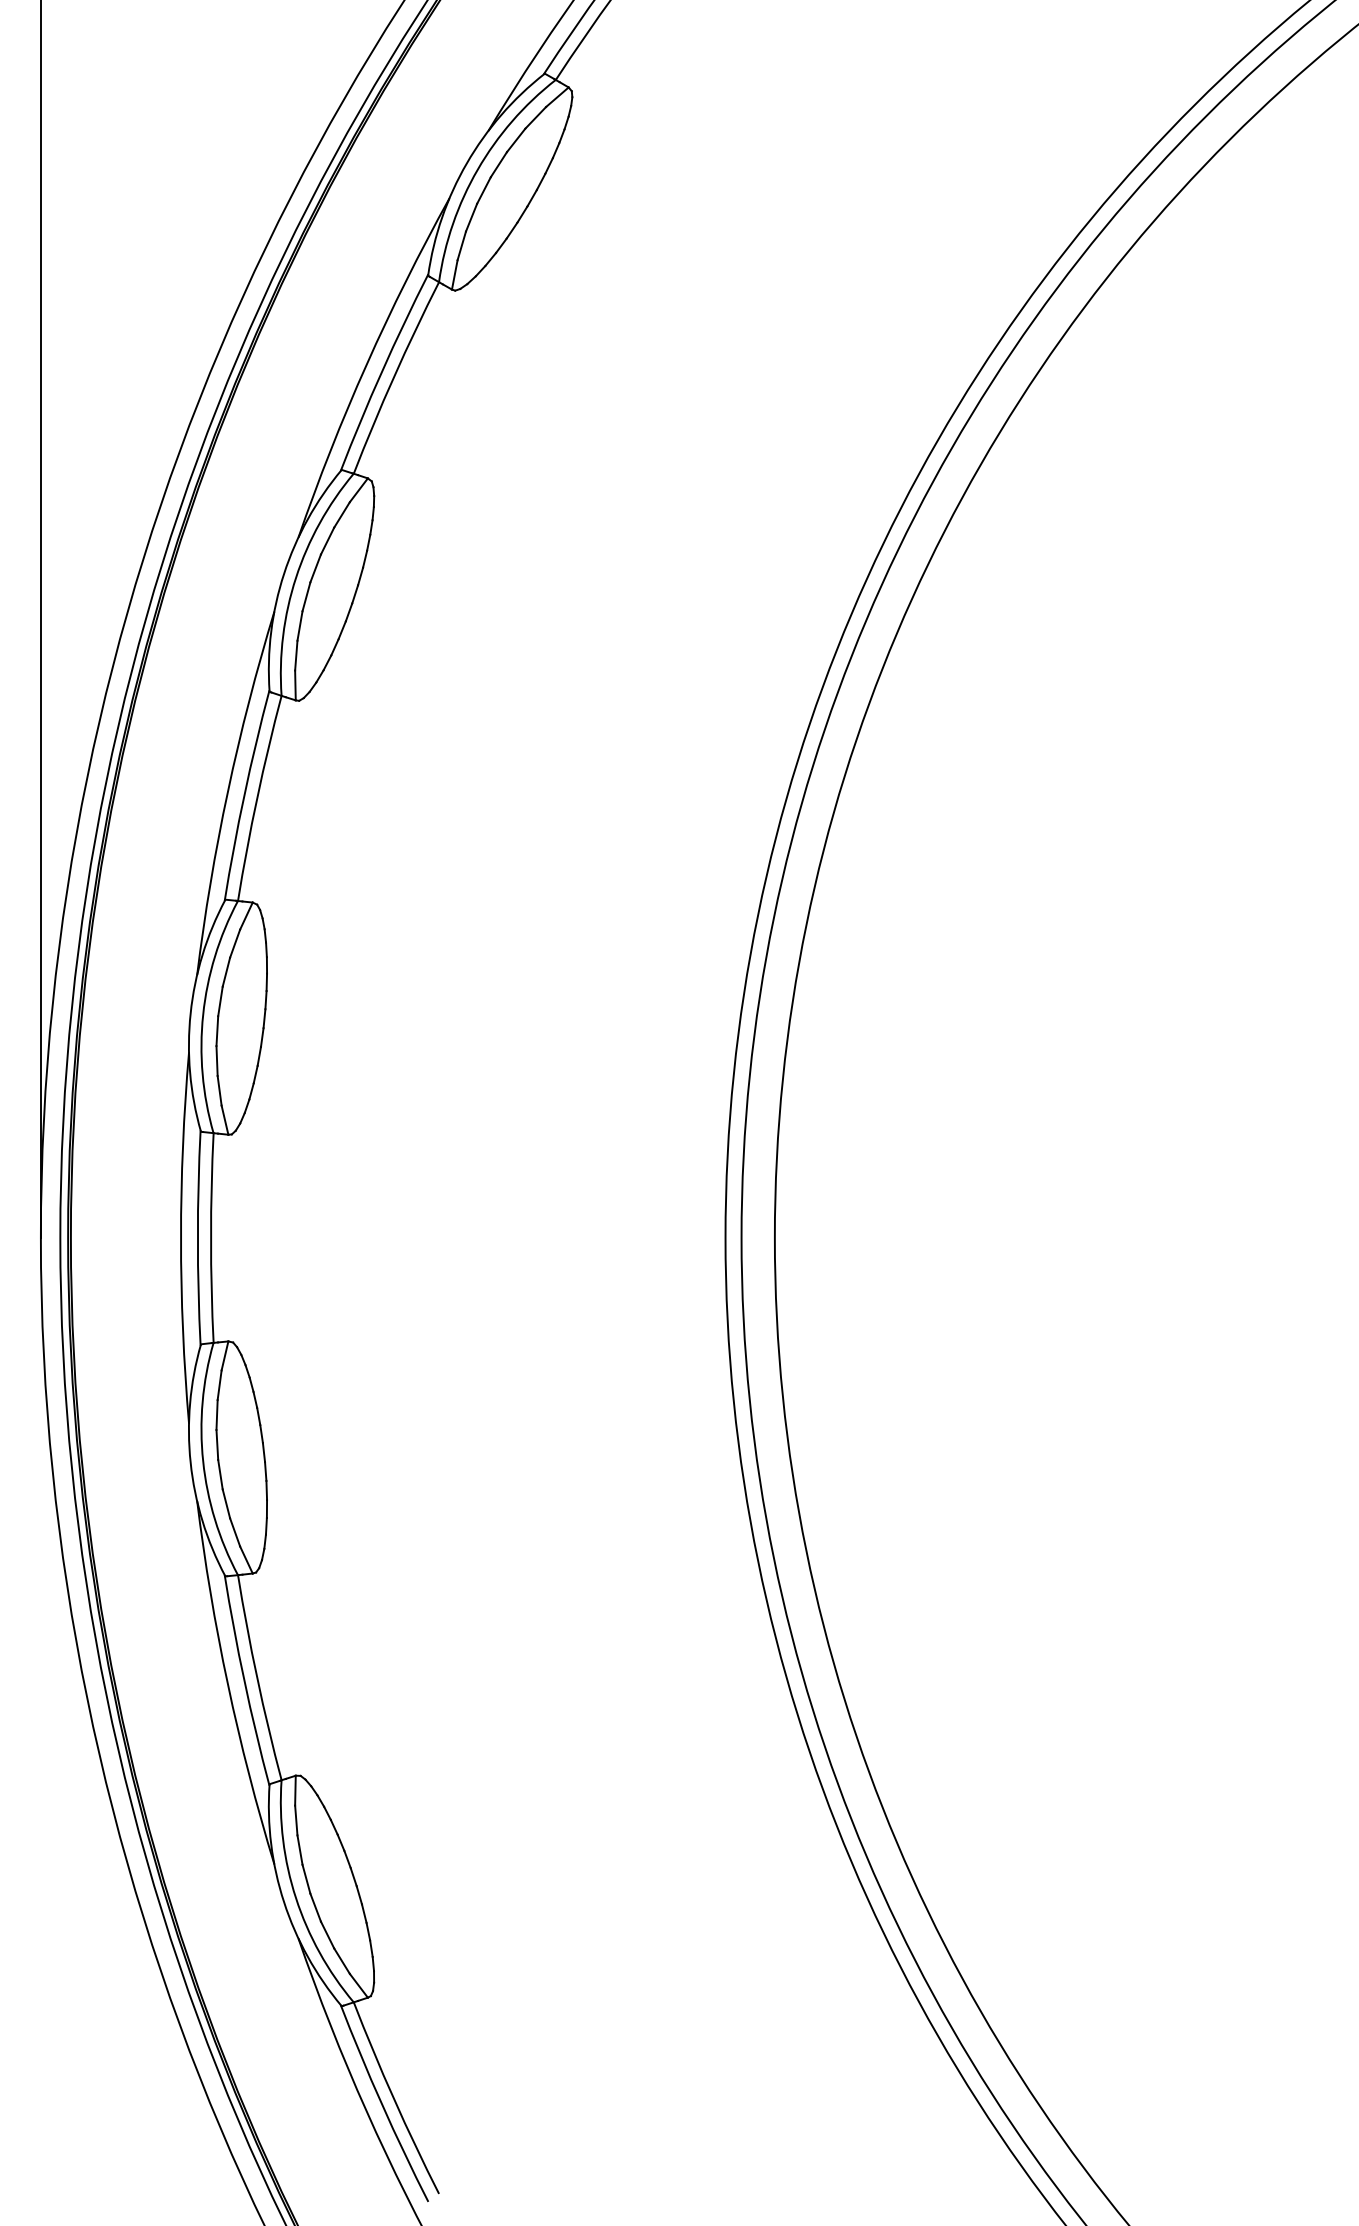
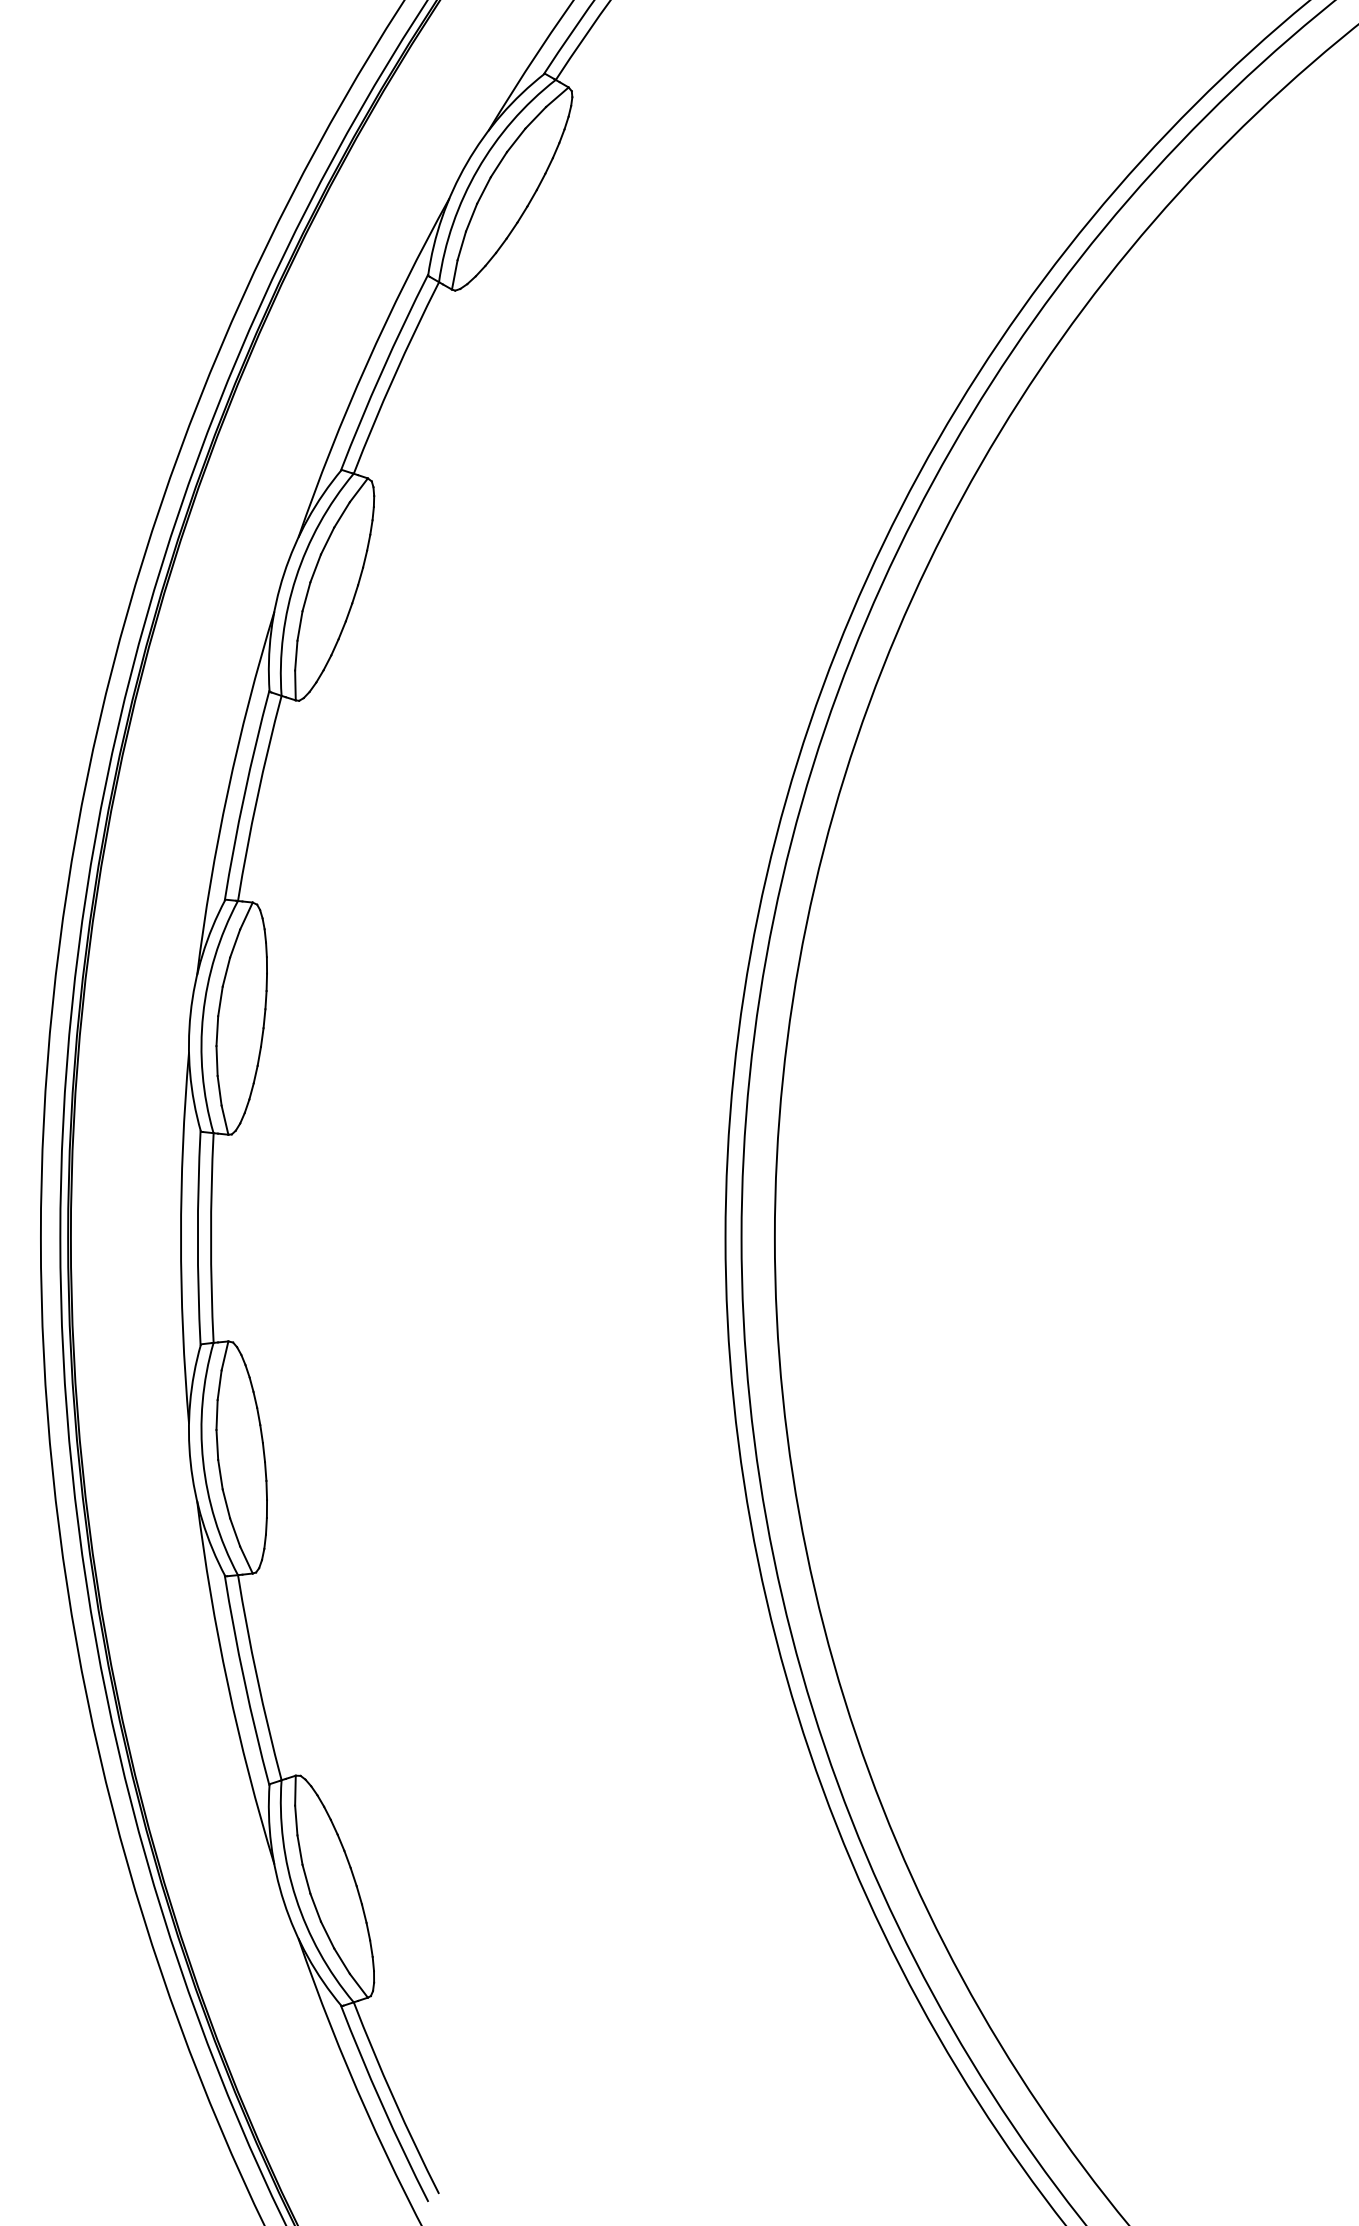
line: present -> none (40, 620)
